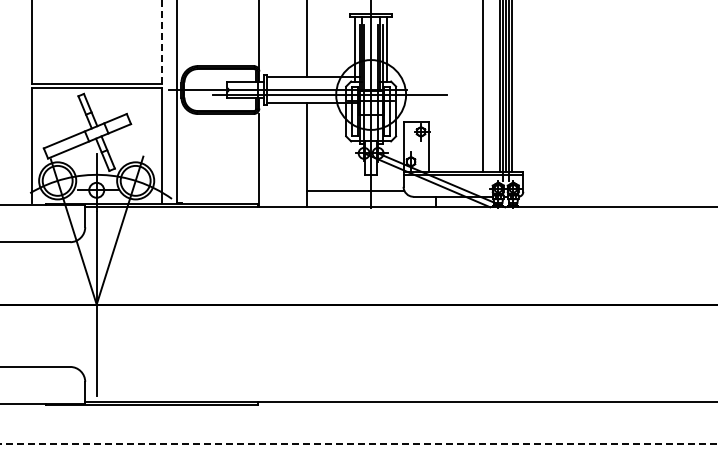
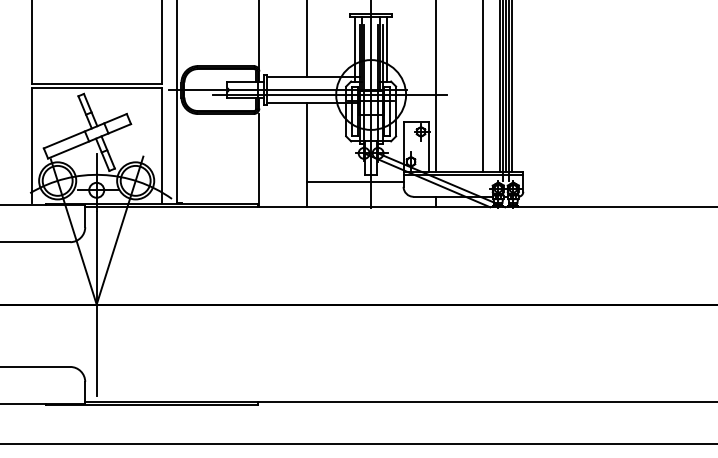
line: dashed -> solid (161, 42)
line: none -> present (435, 86)
line position: (354, 191) -> (354, 182) (354, 182)
line: dashed -> solid (359, 444)
